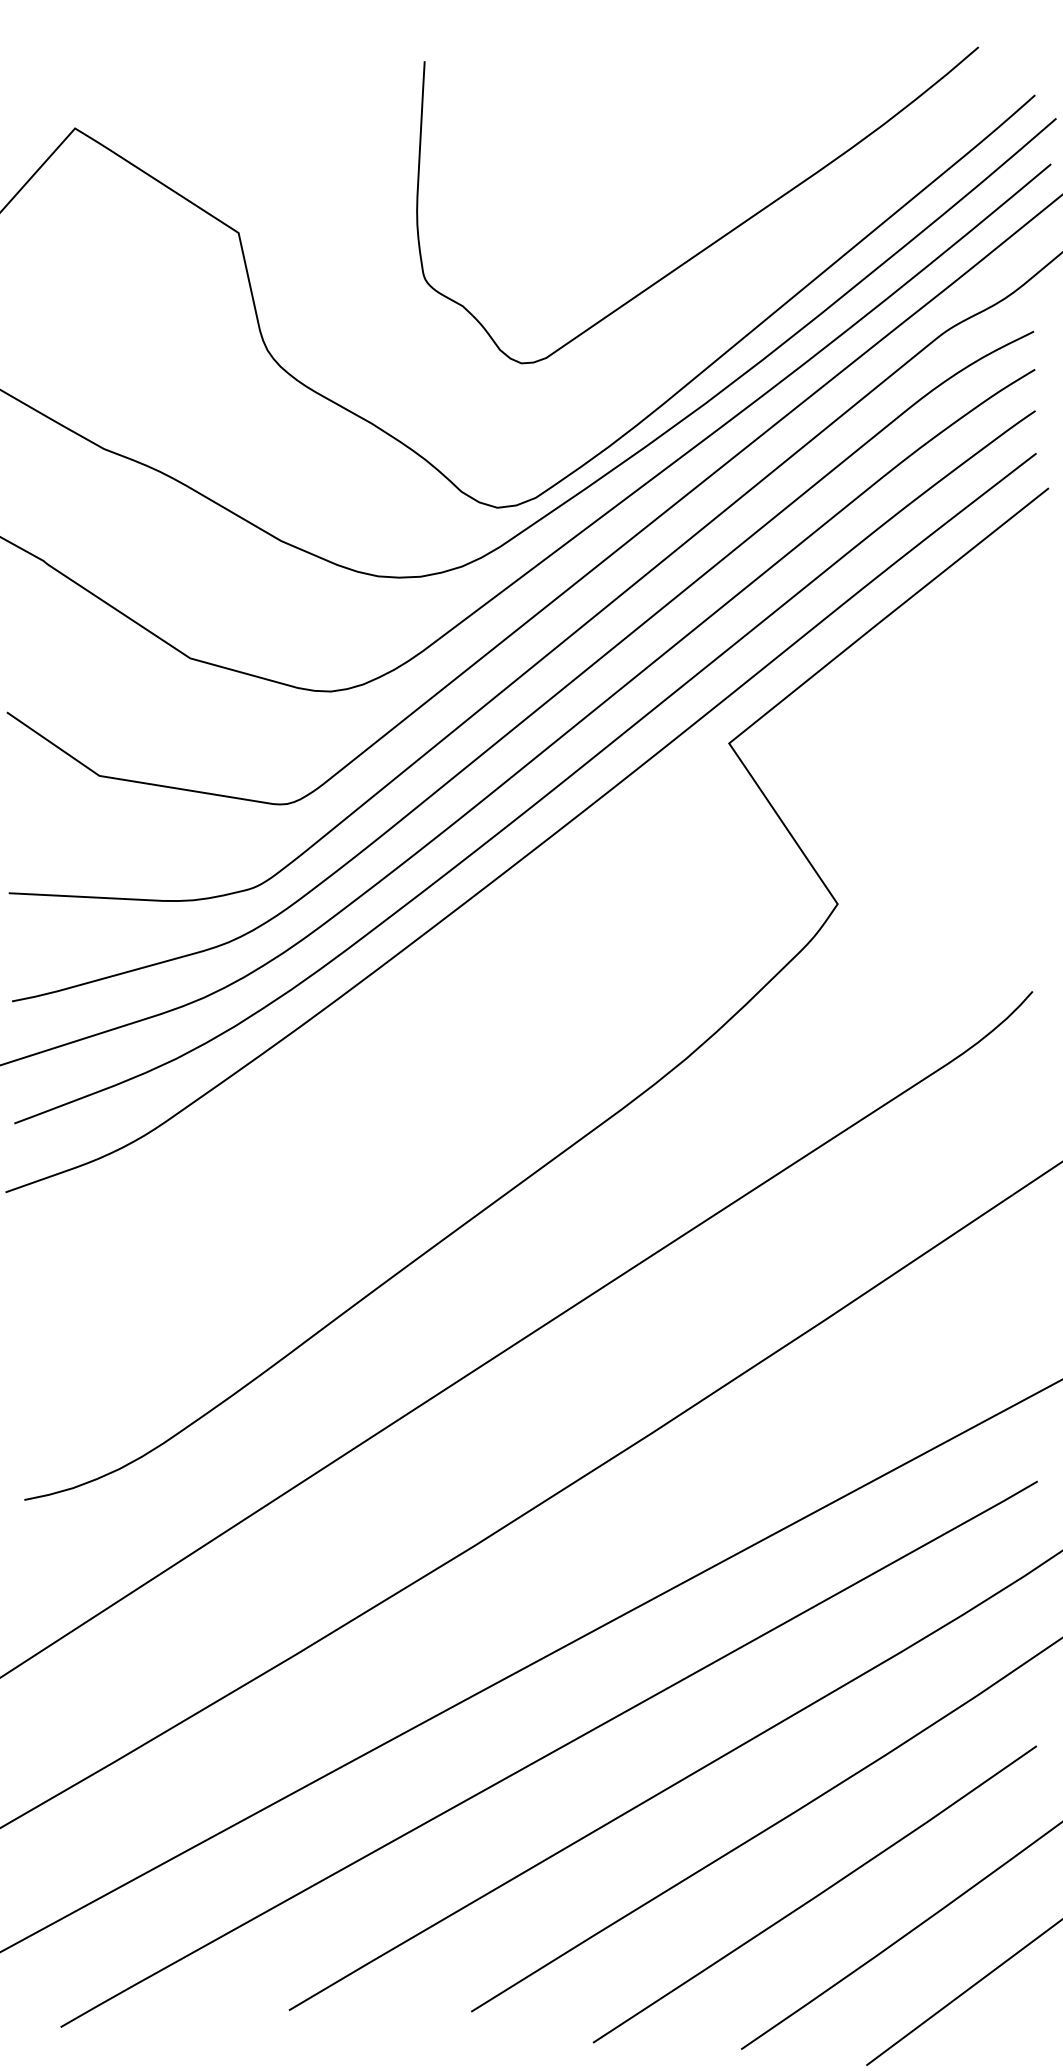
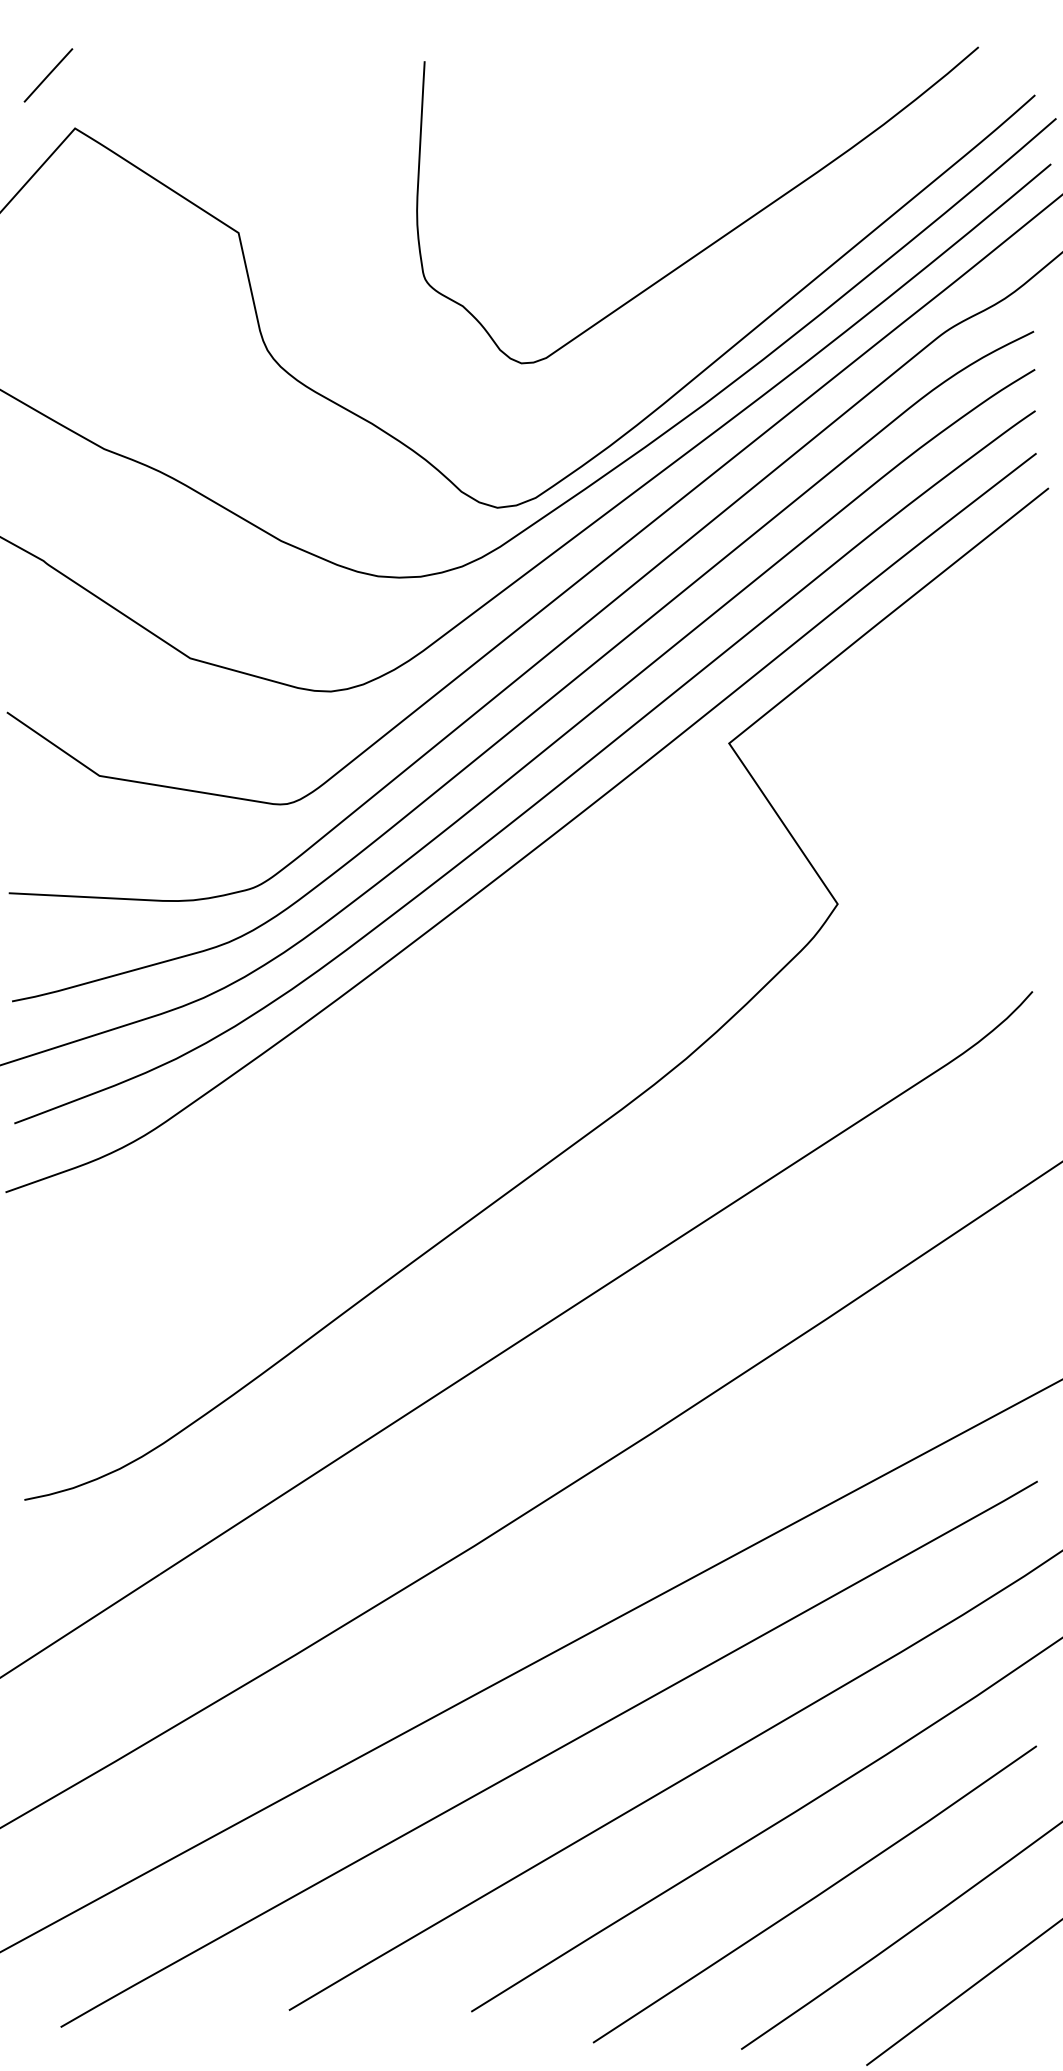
line: none -> present (48, 75)
